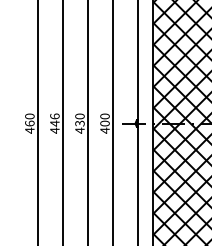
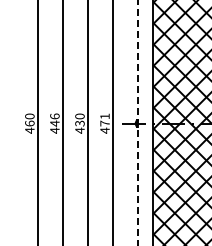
text: 400 -> 471 (104, 119)
line: solid -> dashed (137, 123)
